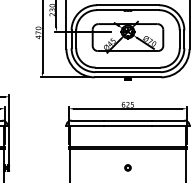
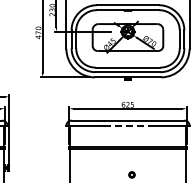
line: solid -> dashed (127, 126)
part position: (127, 167) -> (131, 174) (131, 174)
